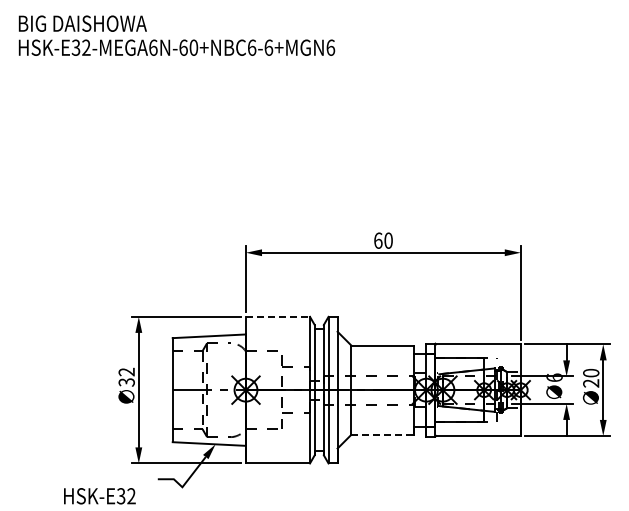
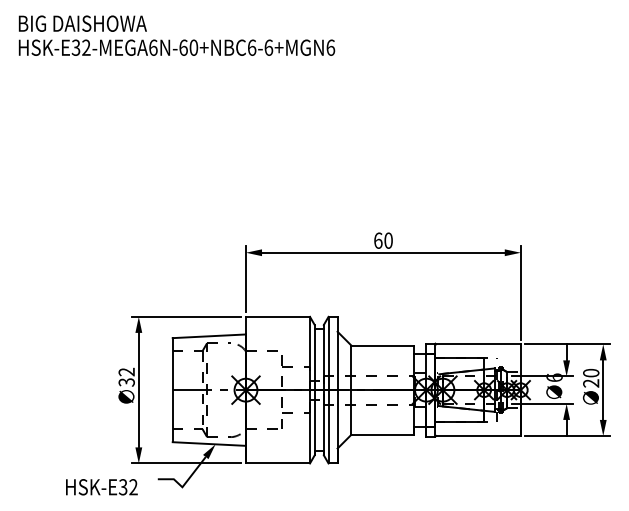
line: dashed -> solid (278, 316)
line: dashed -> solid (382, 434)
text position: (99, 496) -> (101, 487) (101, 487)
